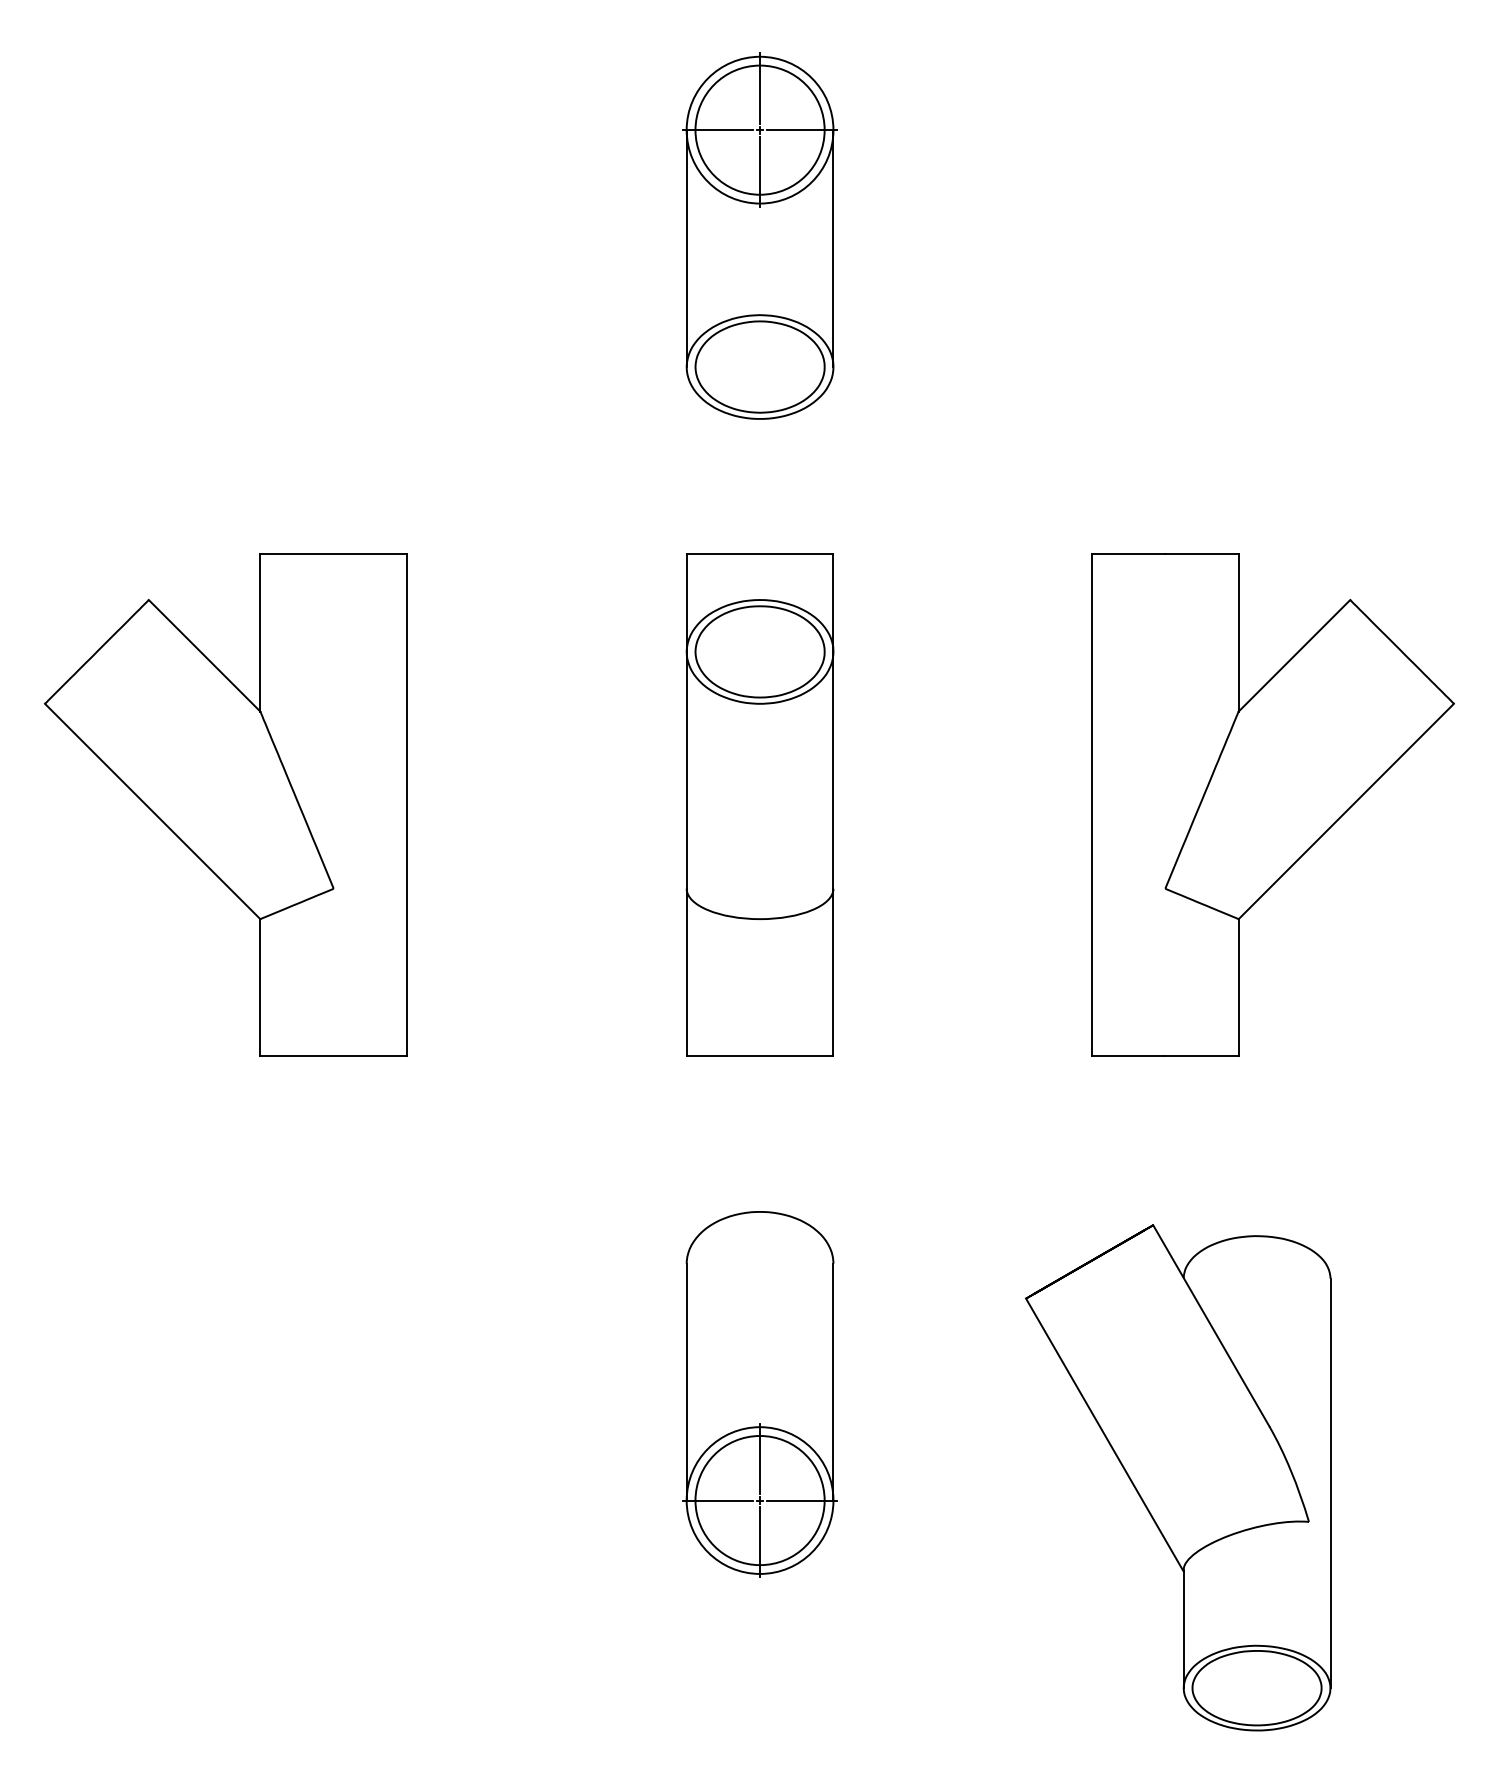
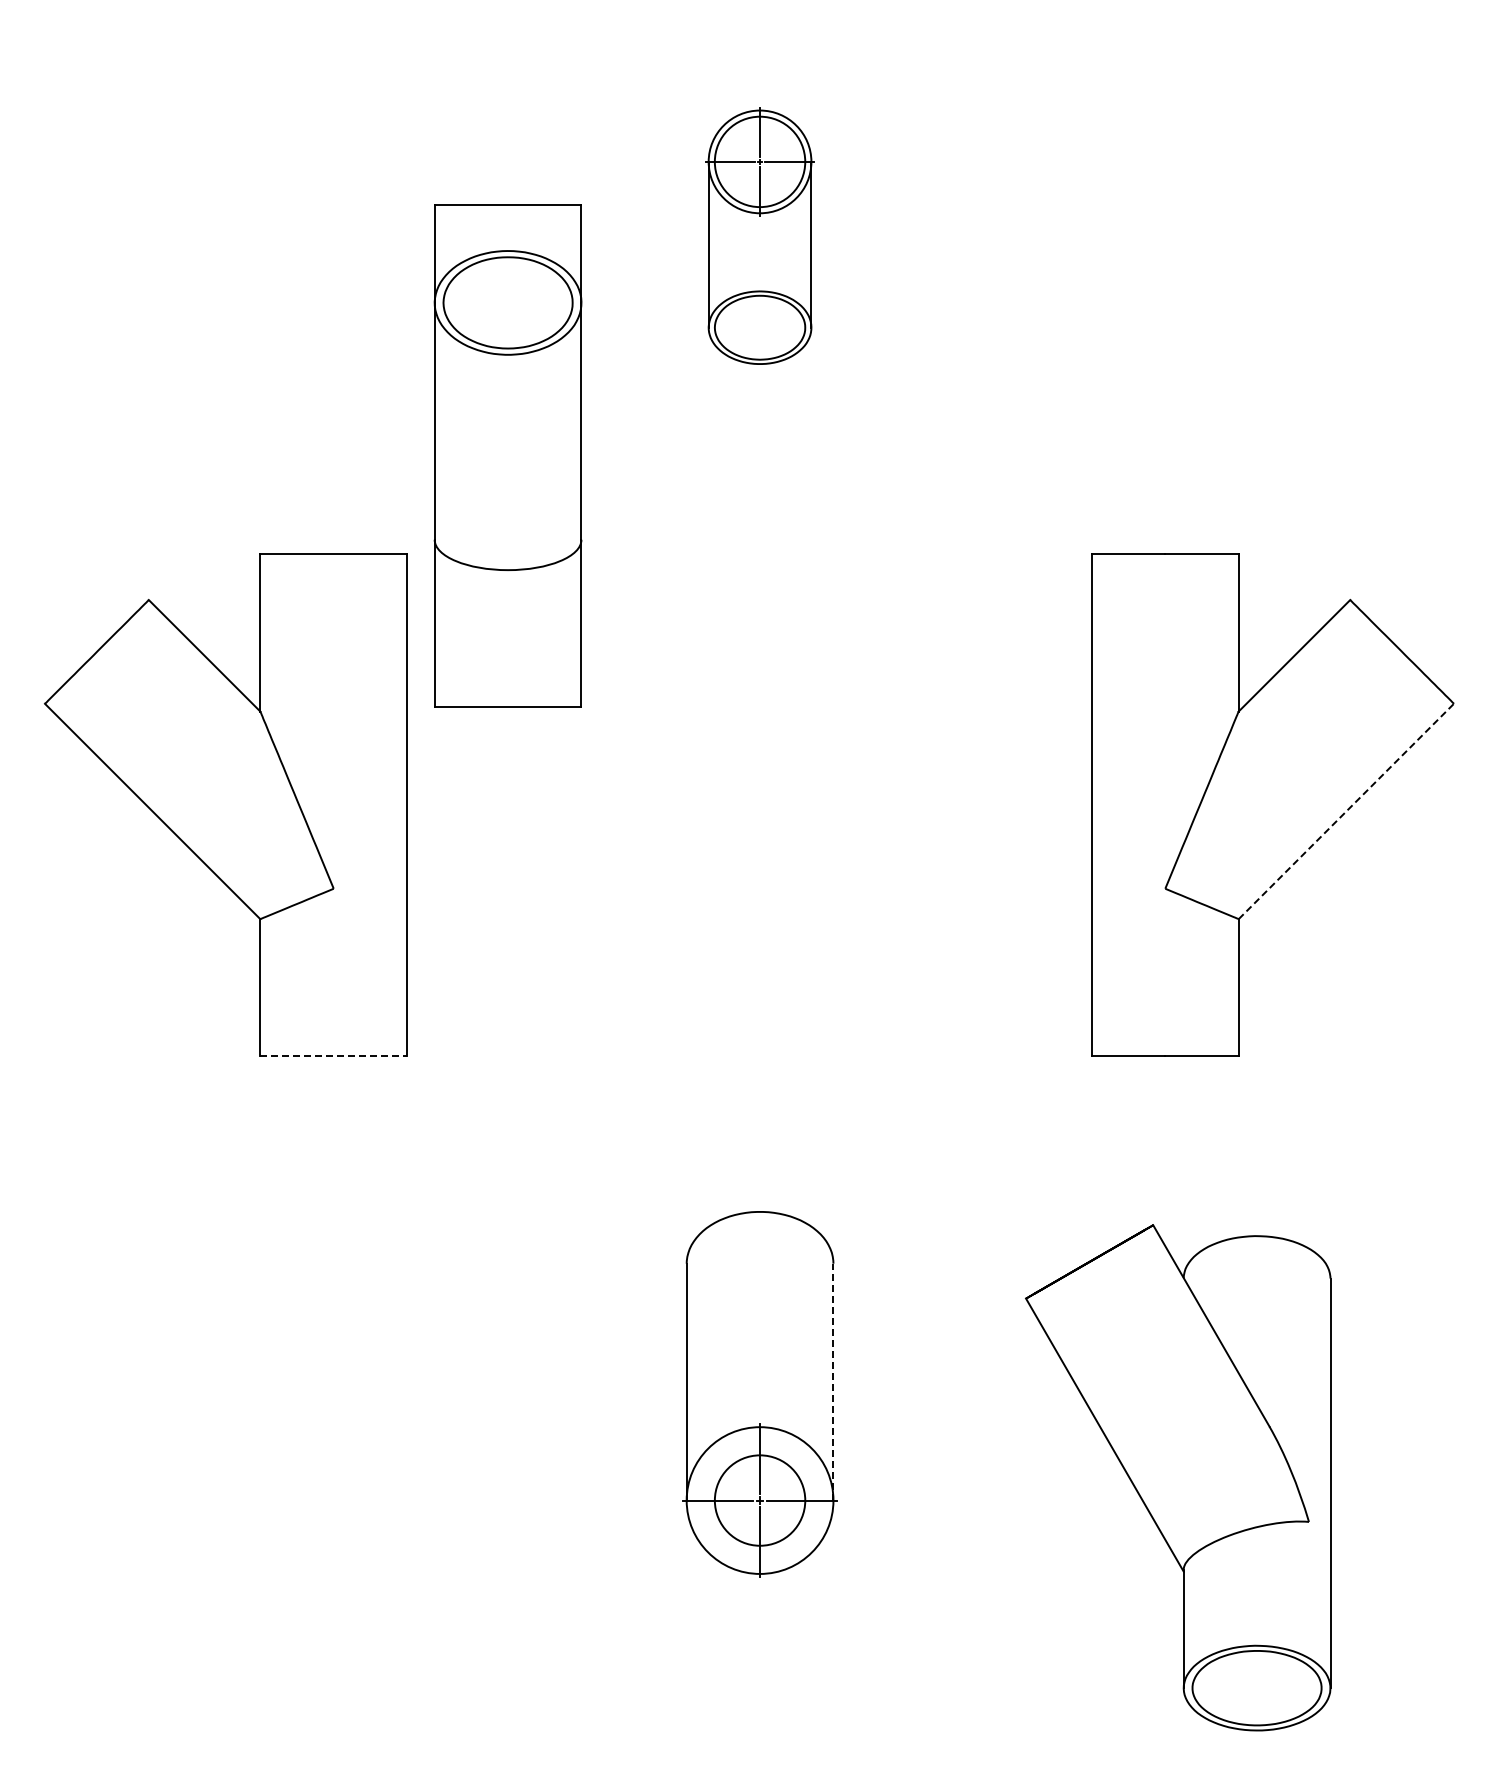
part size: 156x368 px -> 110x258 px (759, 235)
part position: (759, 804) -> (507, 455) (507, 455)
line: solid -> dashed (1346, 811)
line: solid -> dashed (334, 1055)
line: solid -> dashed (833, 1381)
circle diameter: 129 px -> 90 px (759, 1500)
